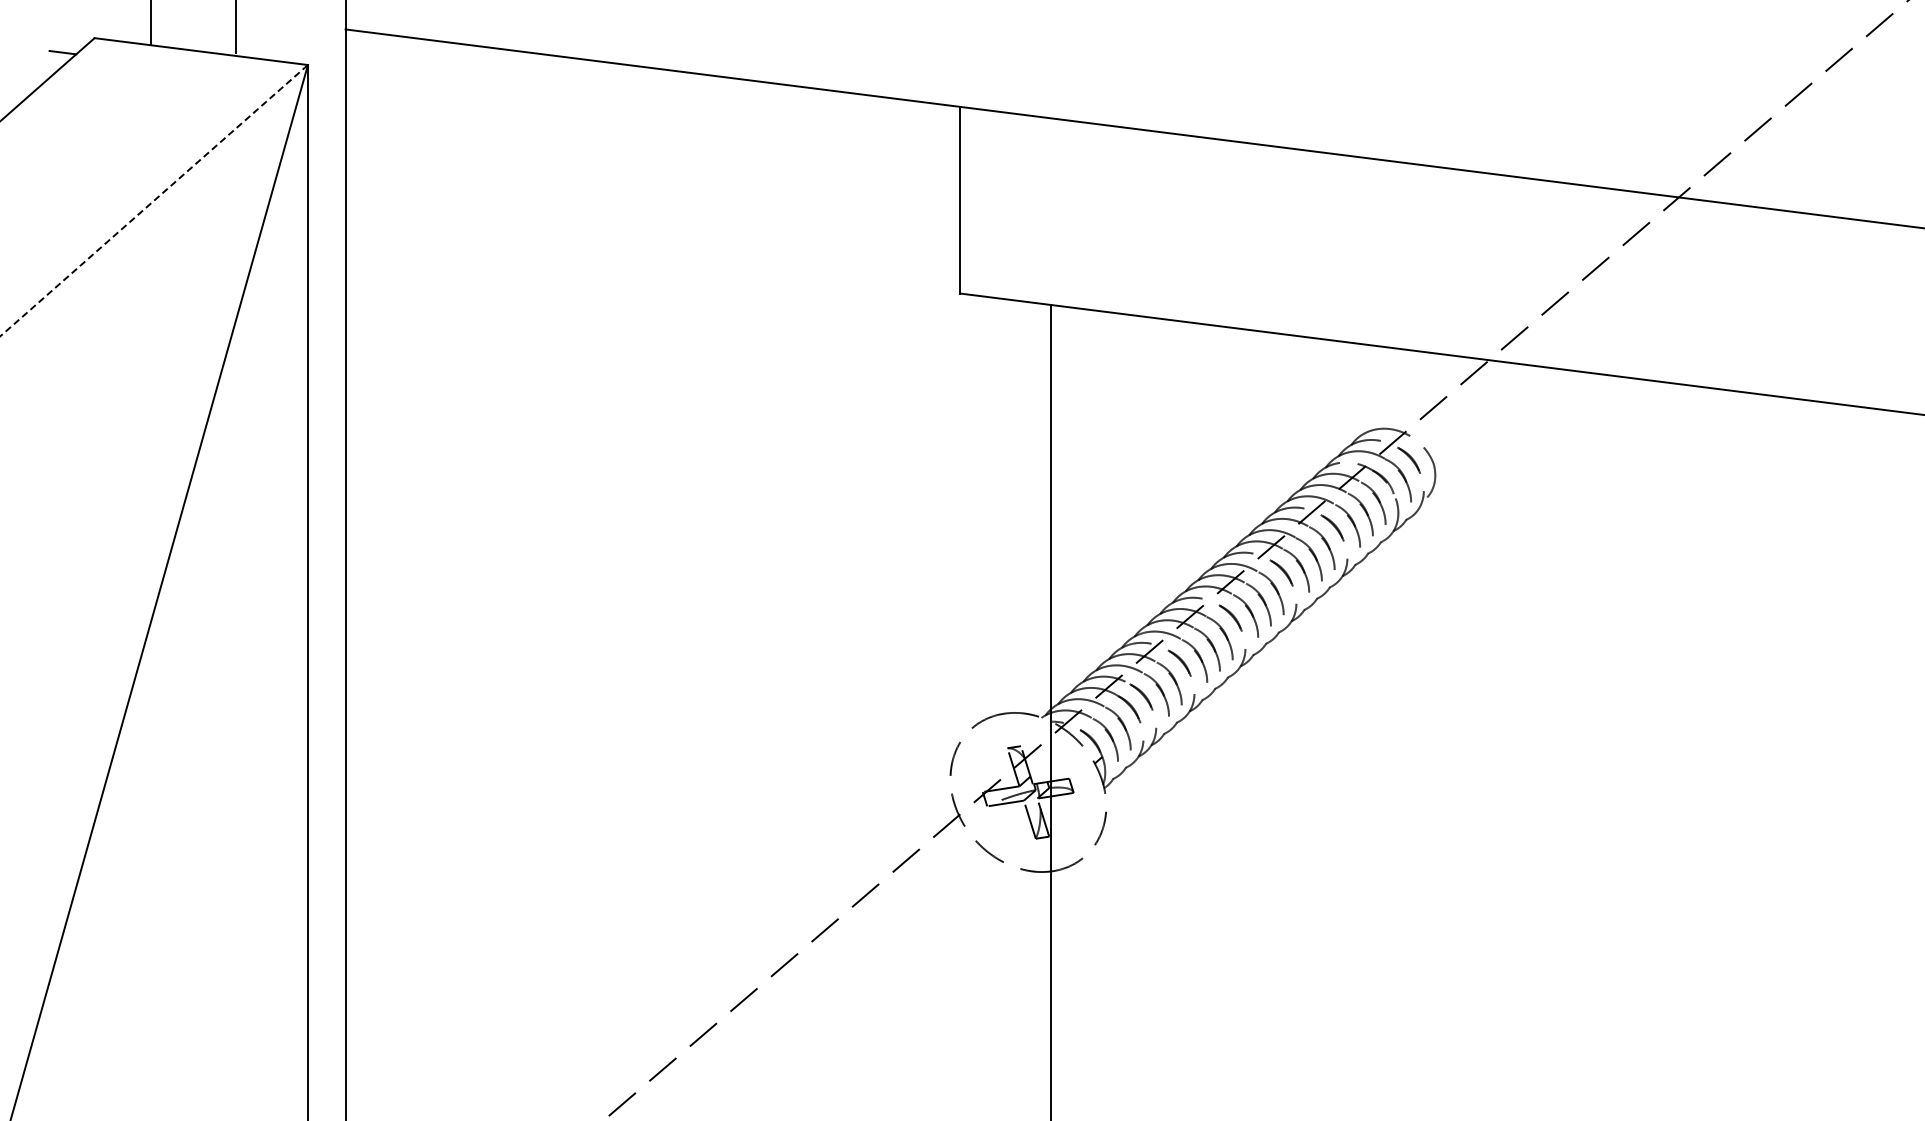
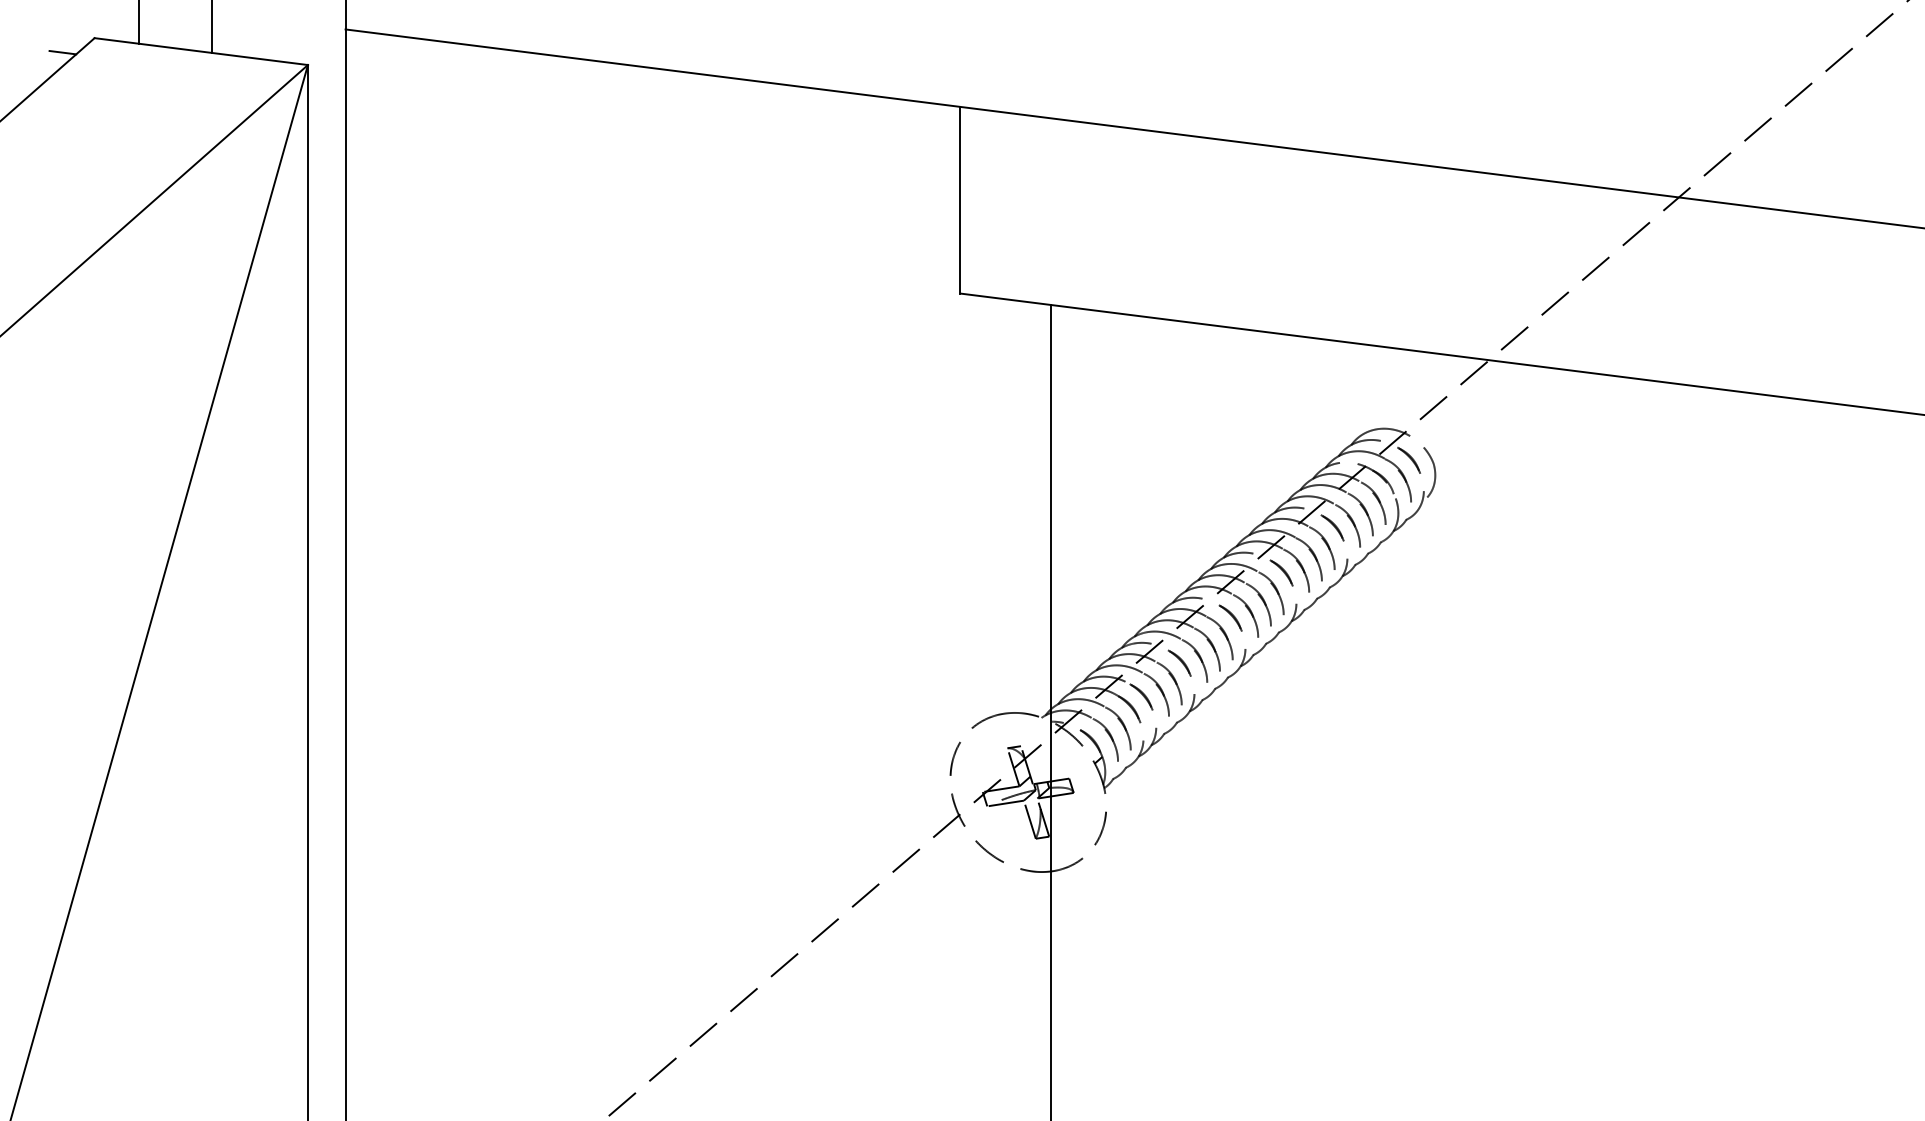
line position: (150, 22) -> (138, 22) (138, 22)
line position: (236, 27) -> (212, 27) (212, 27)
line: dashed -> solid (154, 200)
